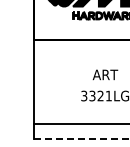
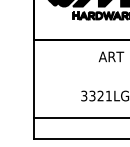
text position: (105, 74) -> (111, 56) (111, 56)
line position: (79, 124) -> (79, 118) (79, 118)
line: dashed -> solid (81, 139)
